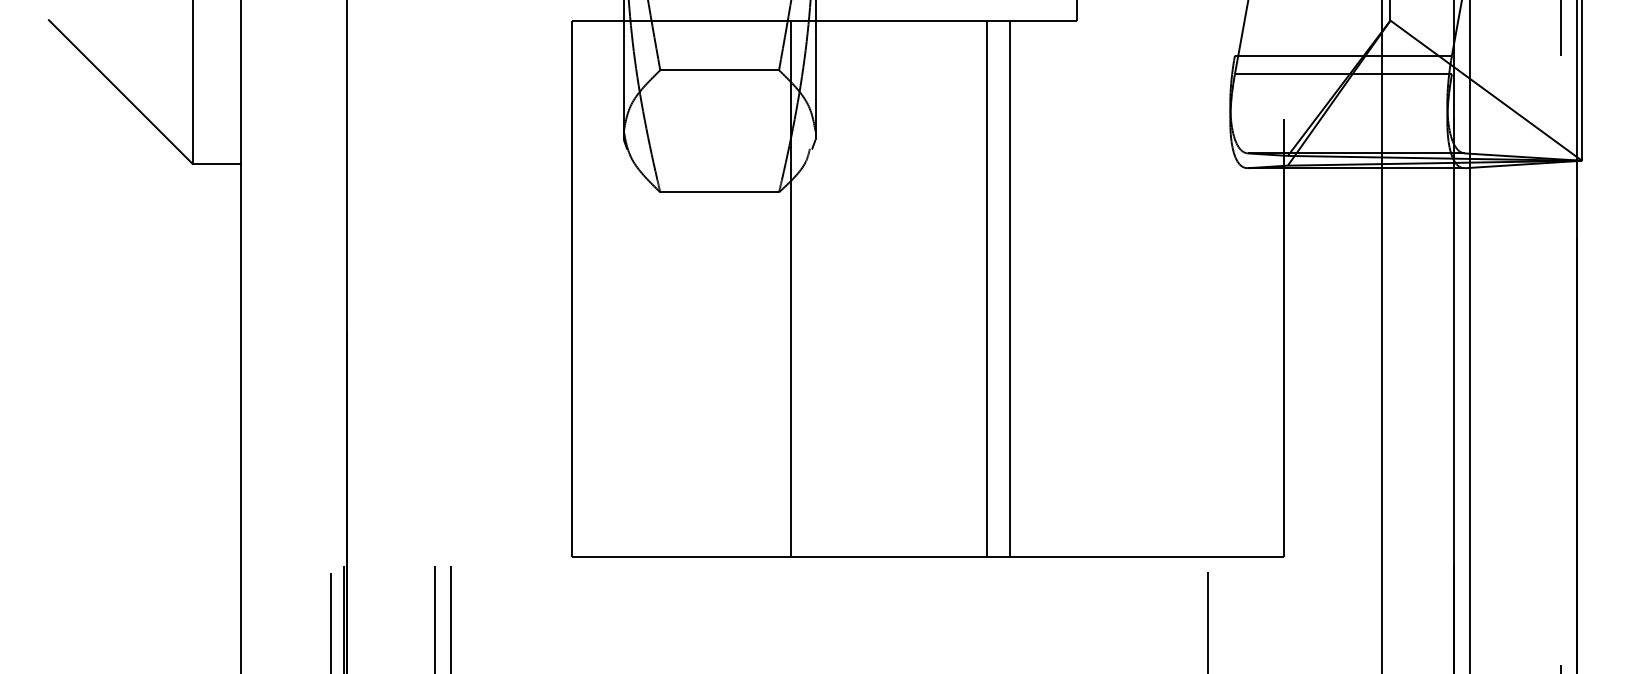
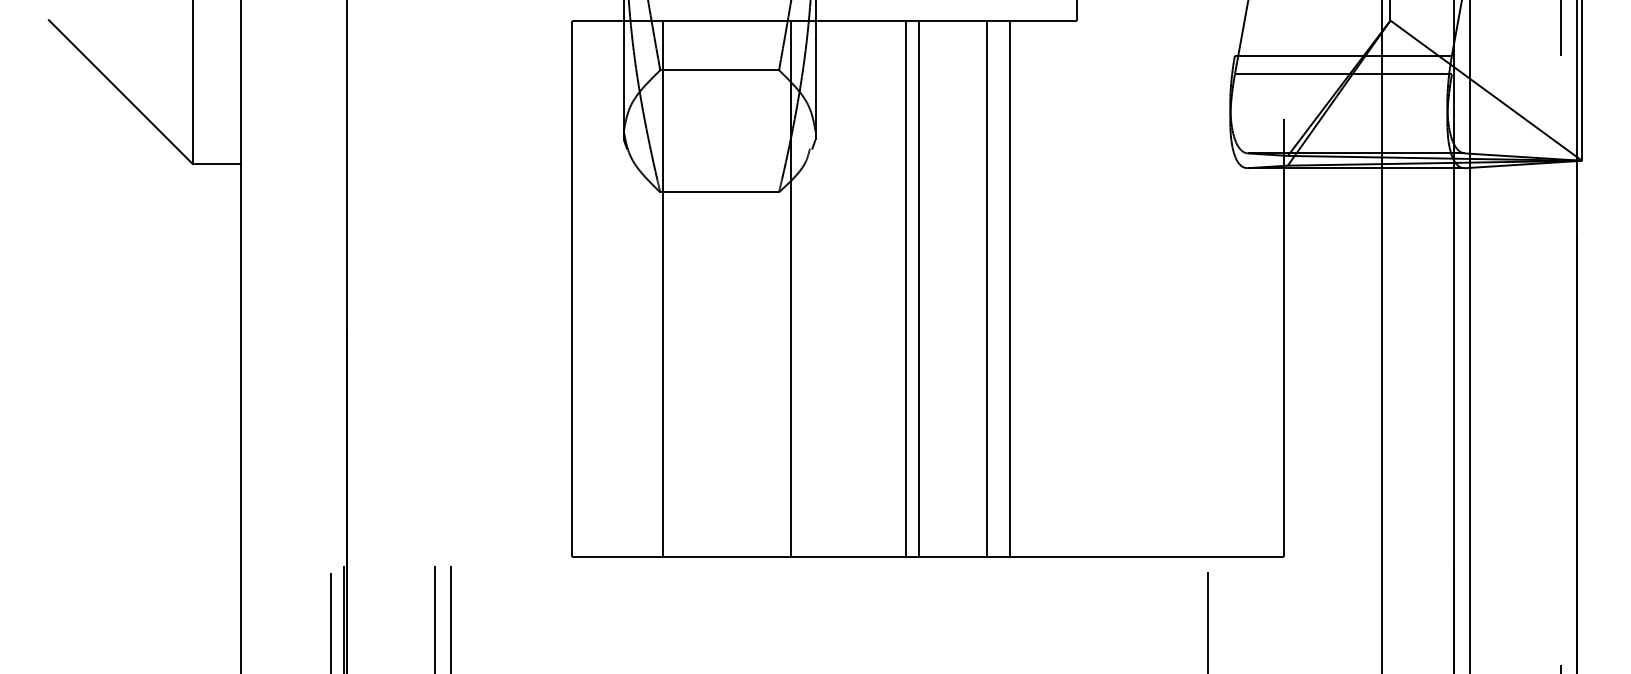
line: none -> present (663, 288)
line: none -> present (906, 288)
line: none -> present (919, 288)
